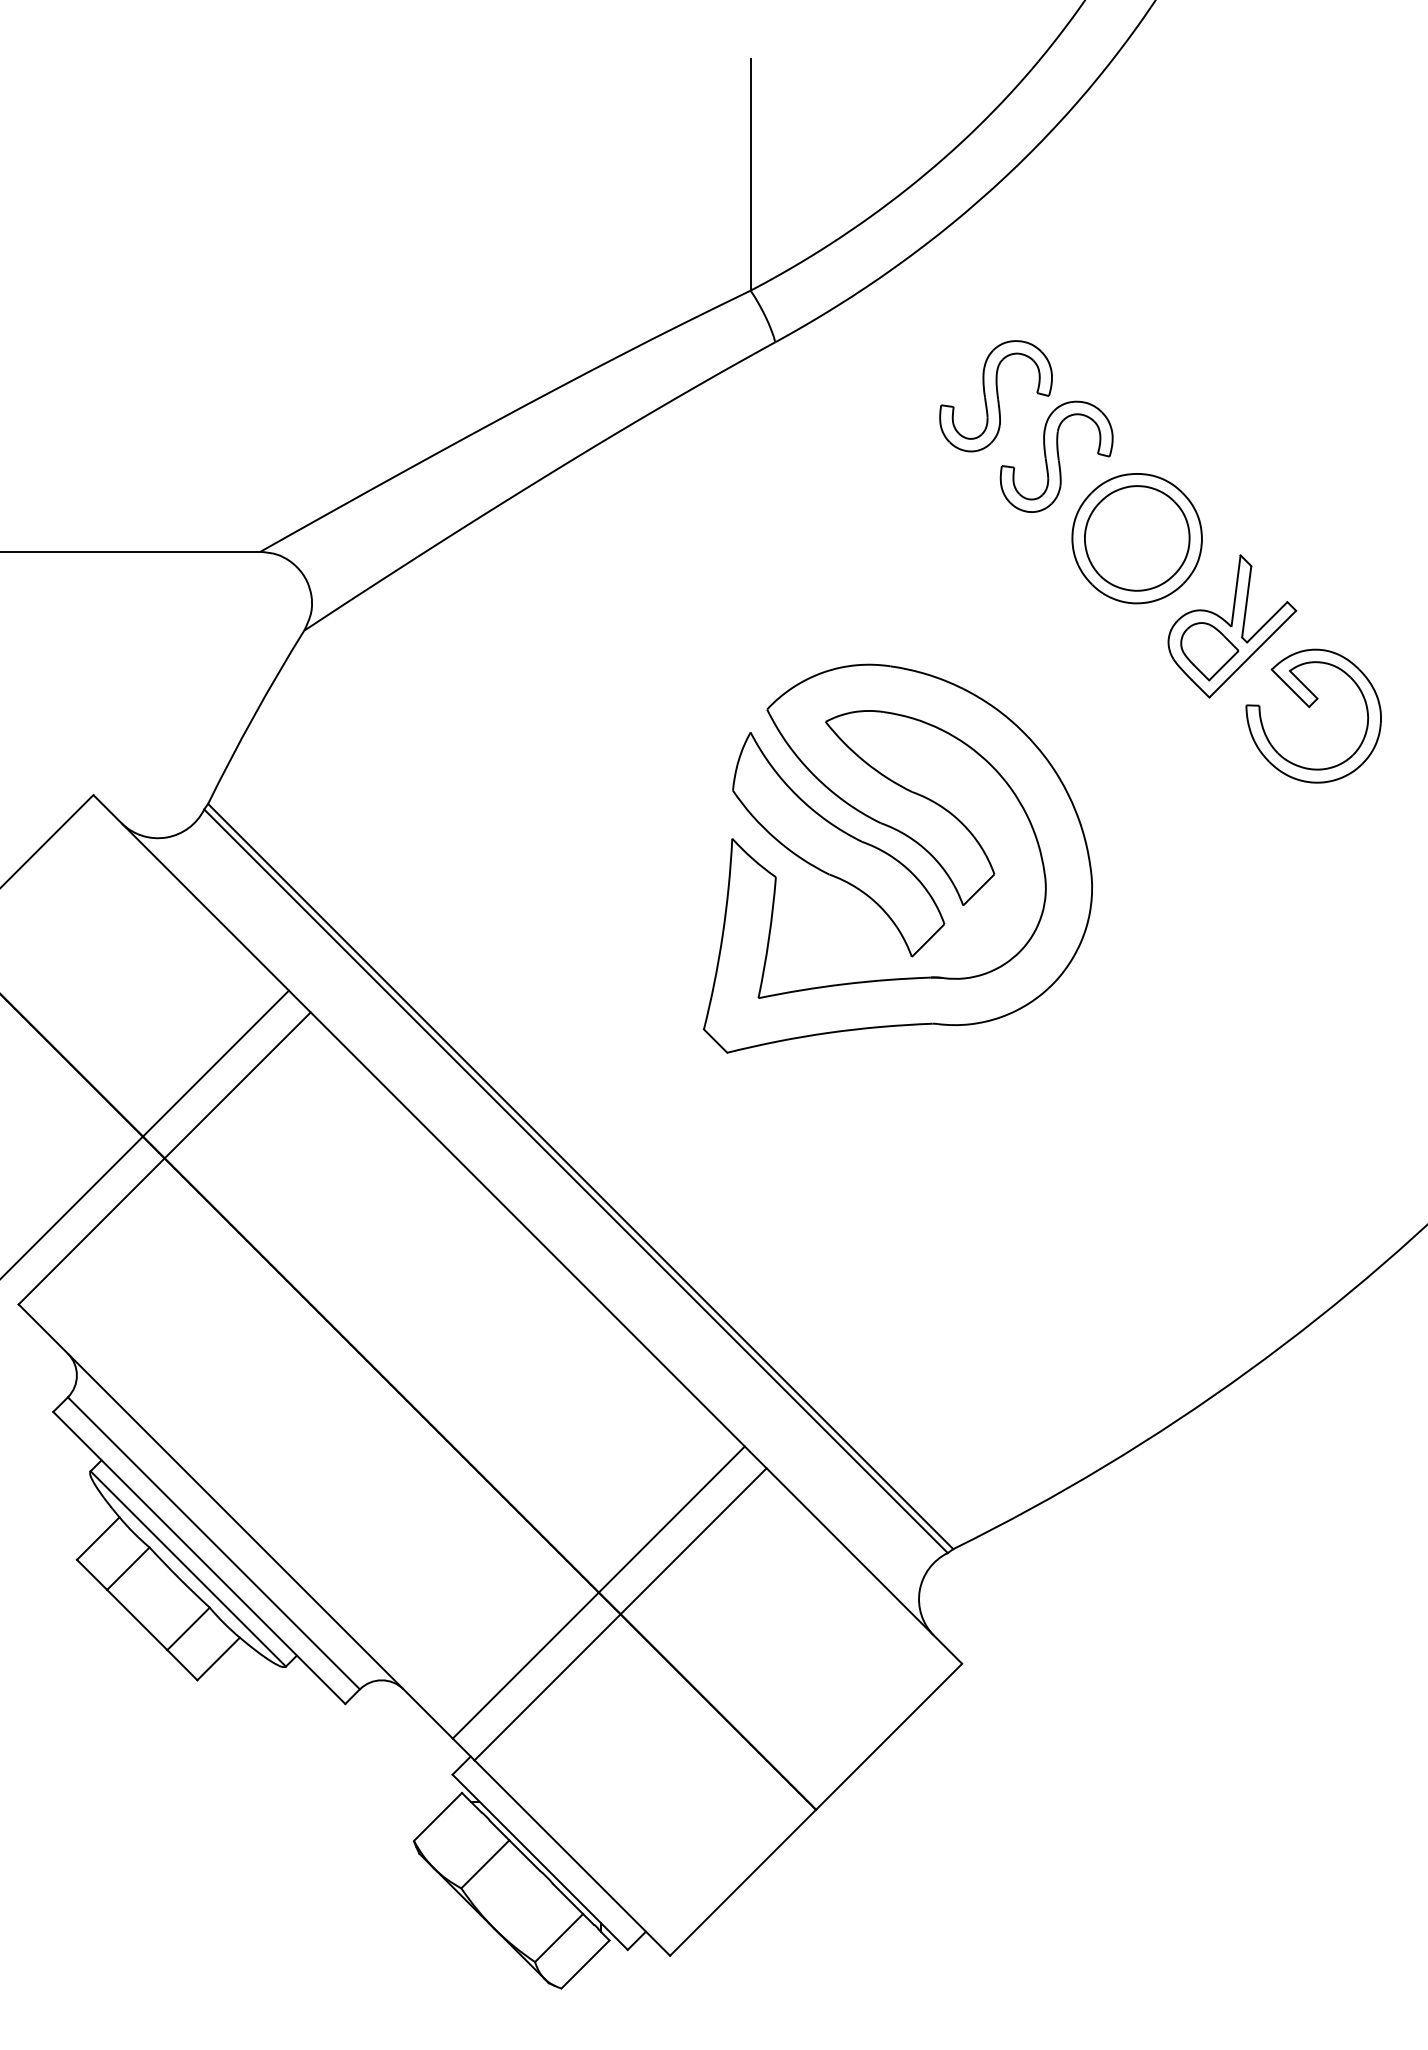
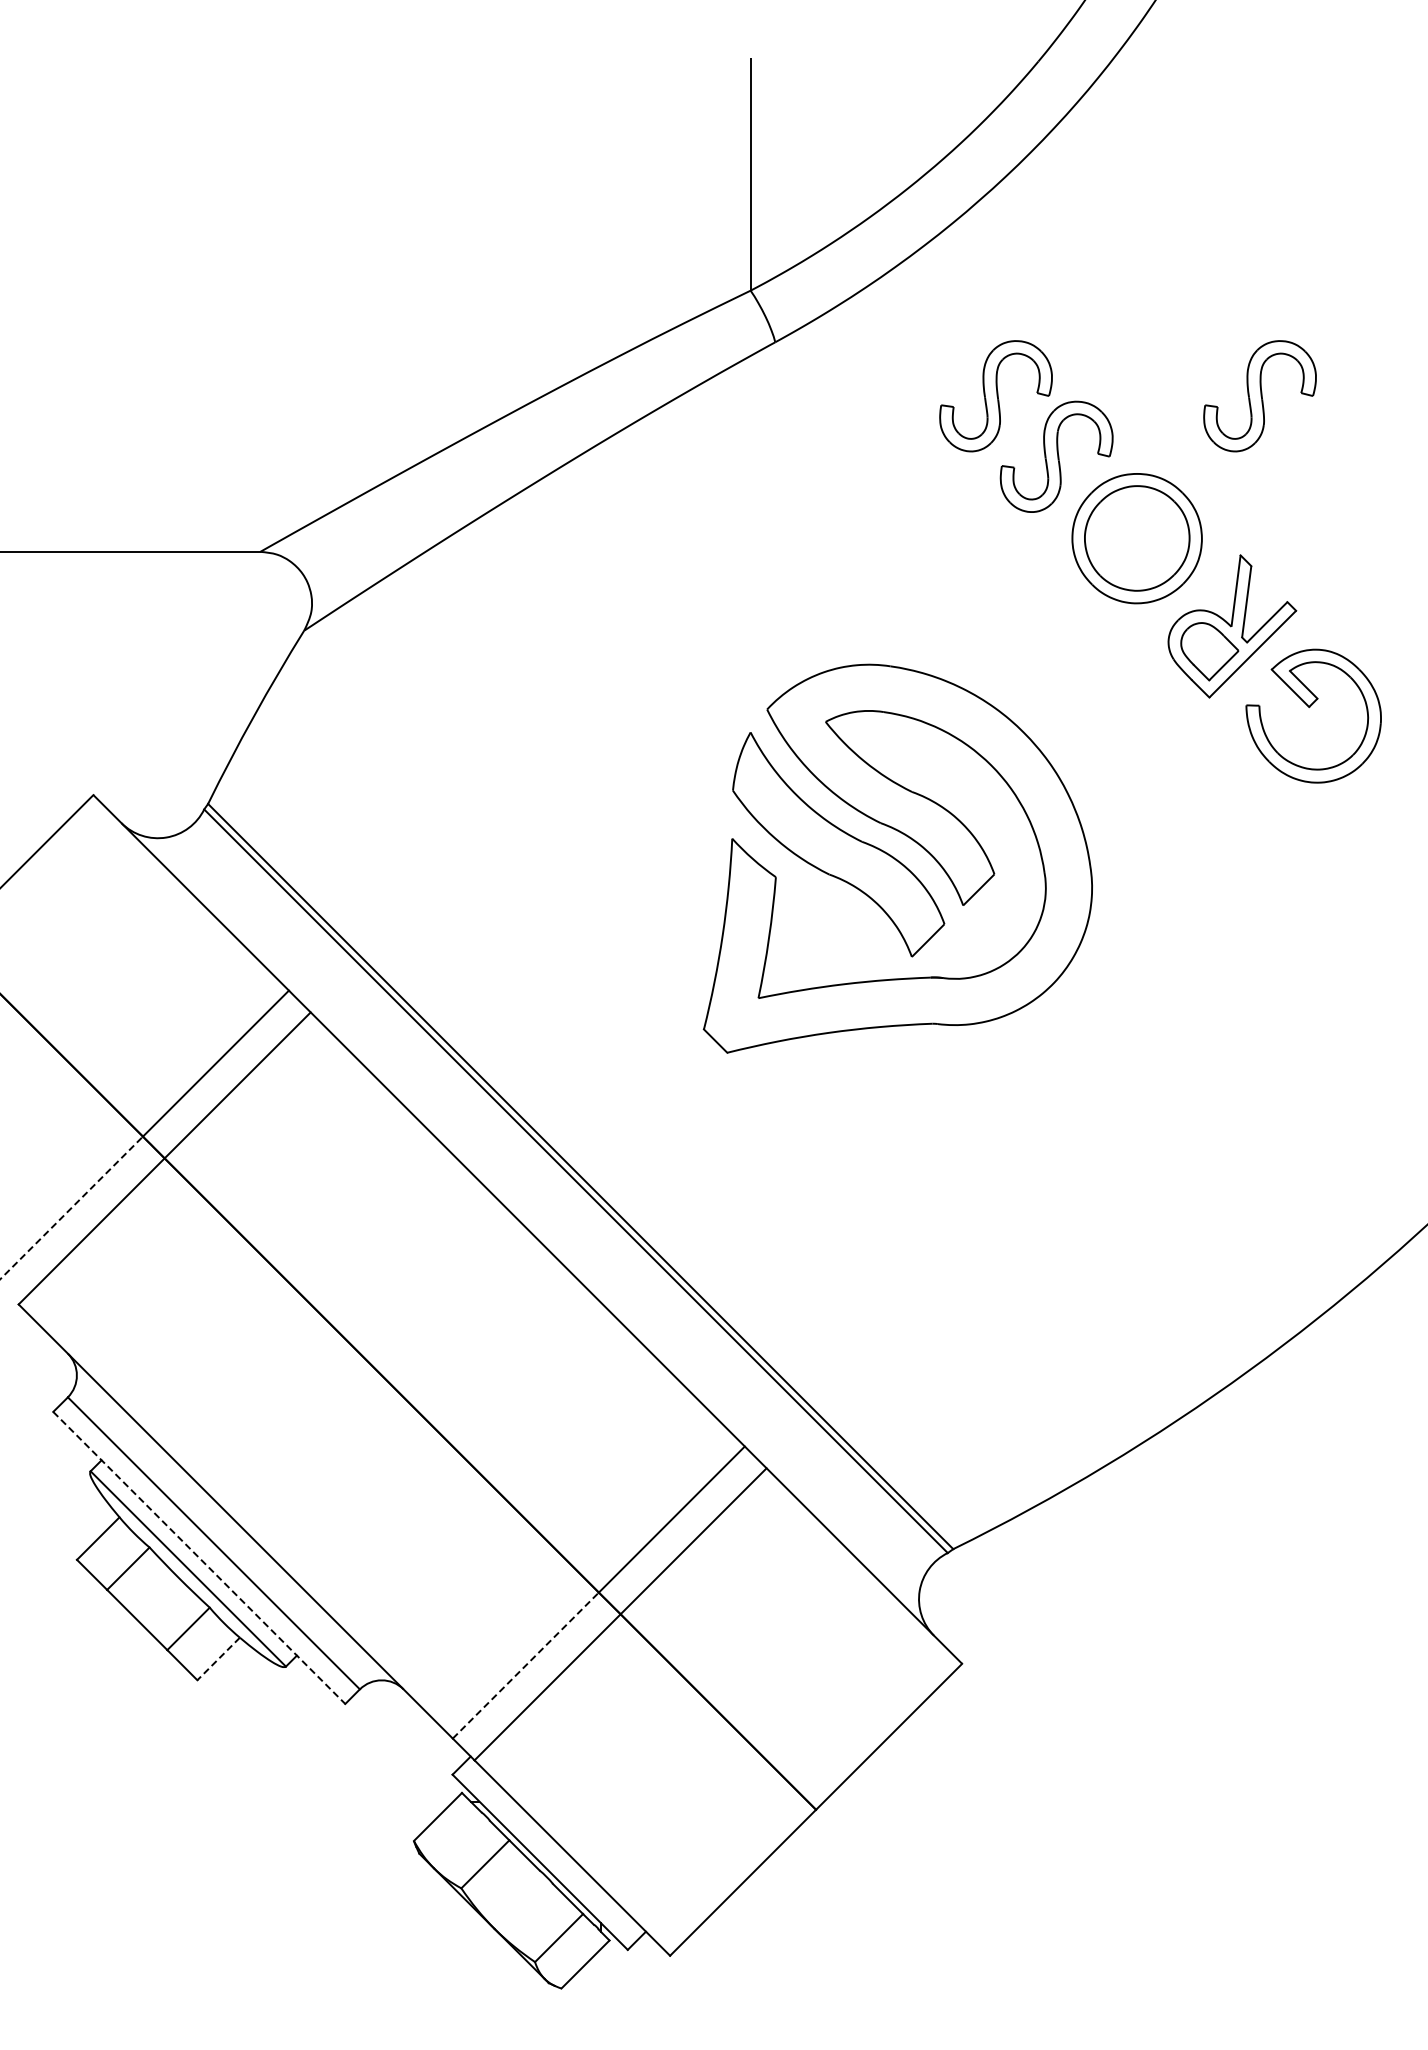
part: none -> present (1259, 396)
line: solid -> dashed (71, 1207)
line: solid -> dashed (199, 1557)
line: solid -> dashed (218, 1659)
line: solid -> dashed (526, 1665)
